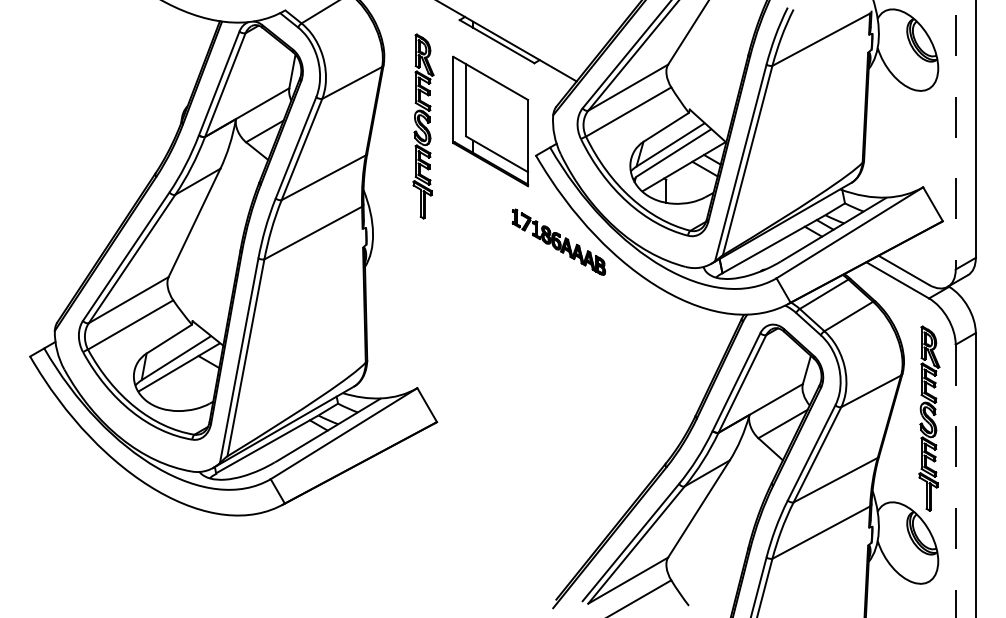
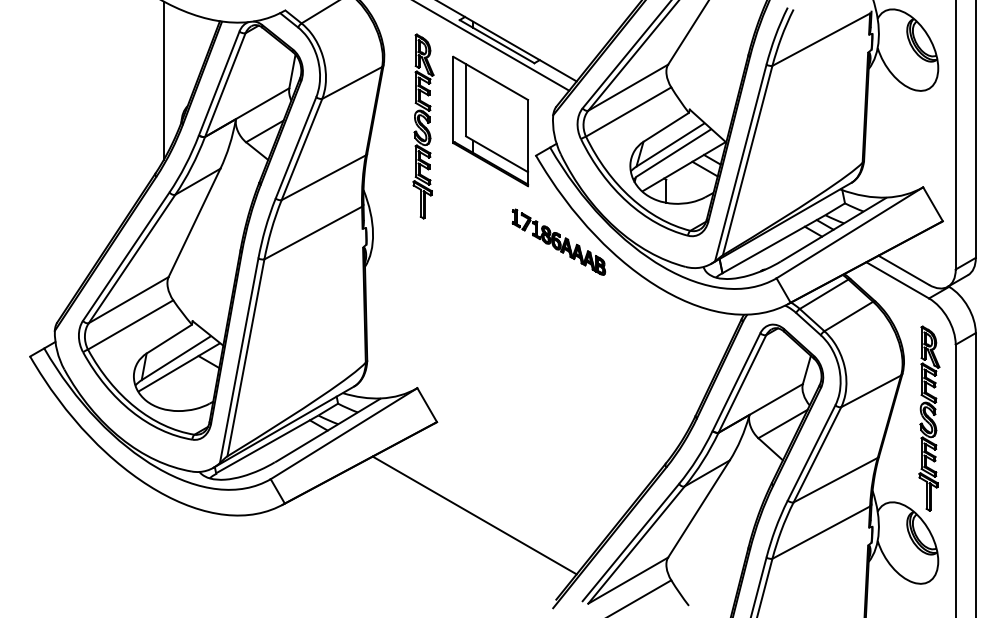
line: none -> present (492, 46)
line: none -> present (163, 80)
line: dashed -> solid (955, 135)
line: dashed -> solid (955, 481)
line: none -> present (474, 515)
